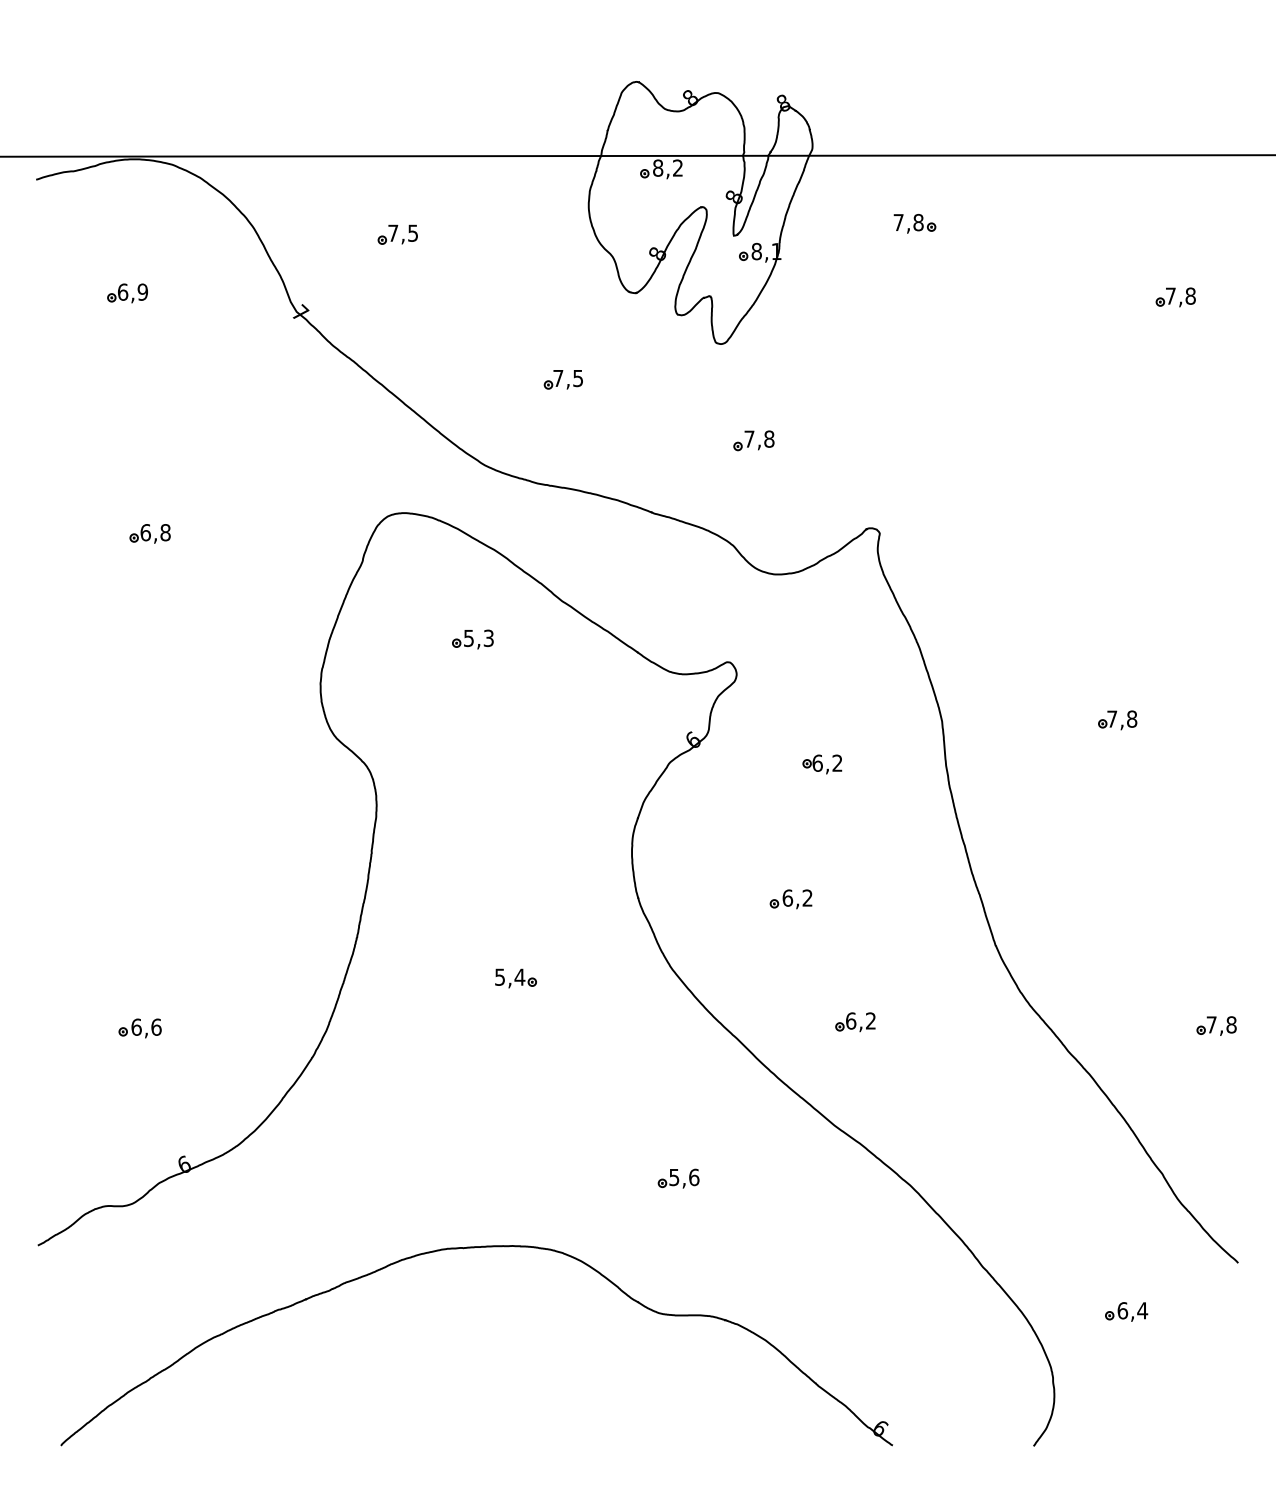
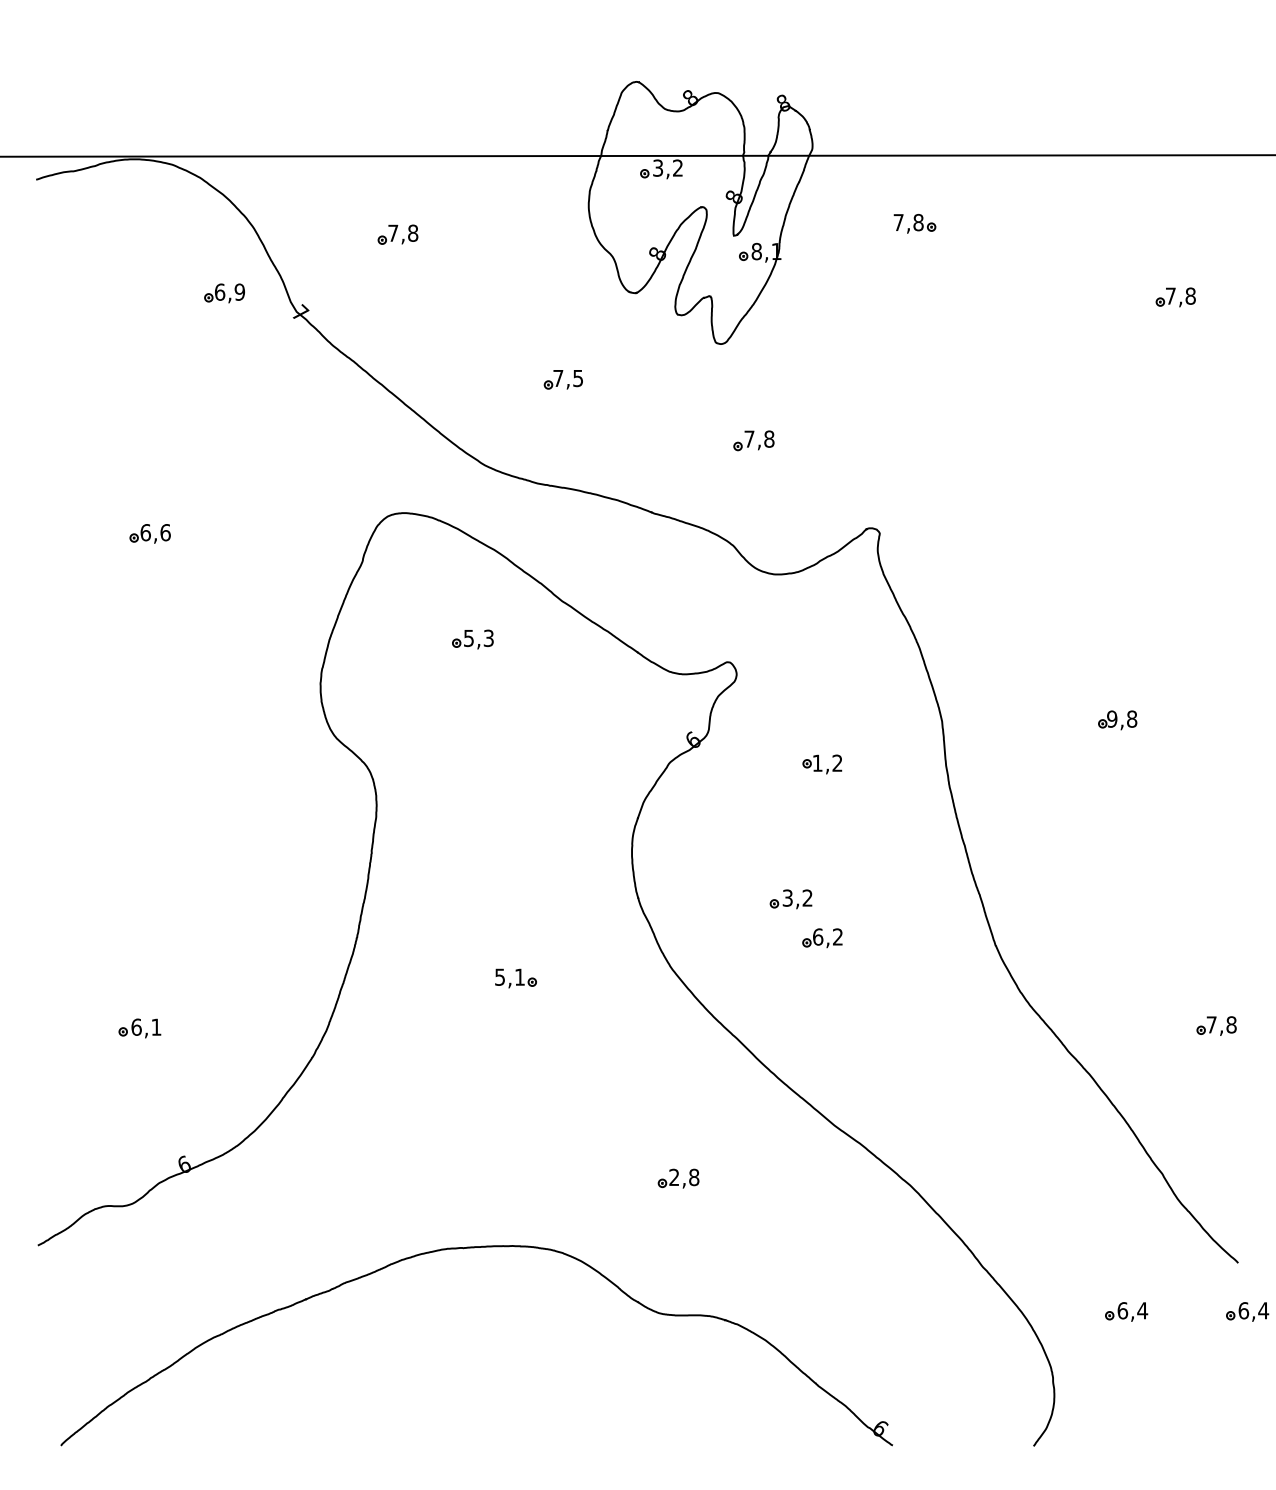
text: 8,2 -> 3,2 (658, 167)
text: 7,5 -> 7,8 (413, 232)
part position: (127, 293) -> (224, 293) (224, 293)
text: 6,8 -> 6,6 (165, 532)
text: 7,8 -> 9,8 (1112, 718)
text: 6,2 -> 1,2 (817, 762)
text: 6,2 -> 3,2 (787, 897)
text: 5,4 -> 5,1 (519, 976)
part position: (855, 1022) -> (822, 938) (822, 938)
text: 6,6 -> 6,1 (156, 1026)
text: 5,6 -> 2,8 (684, 1177)
part: none -> present (1247, 1311)
